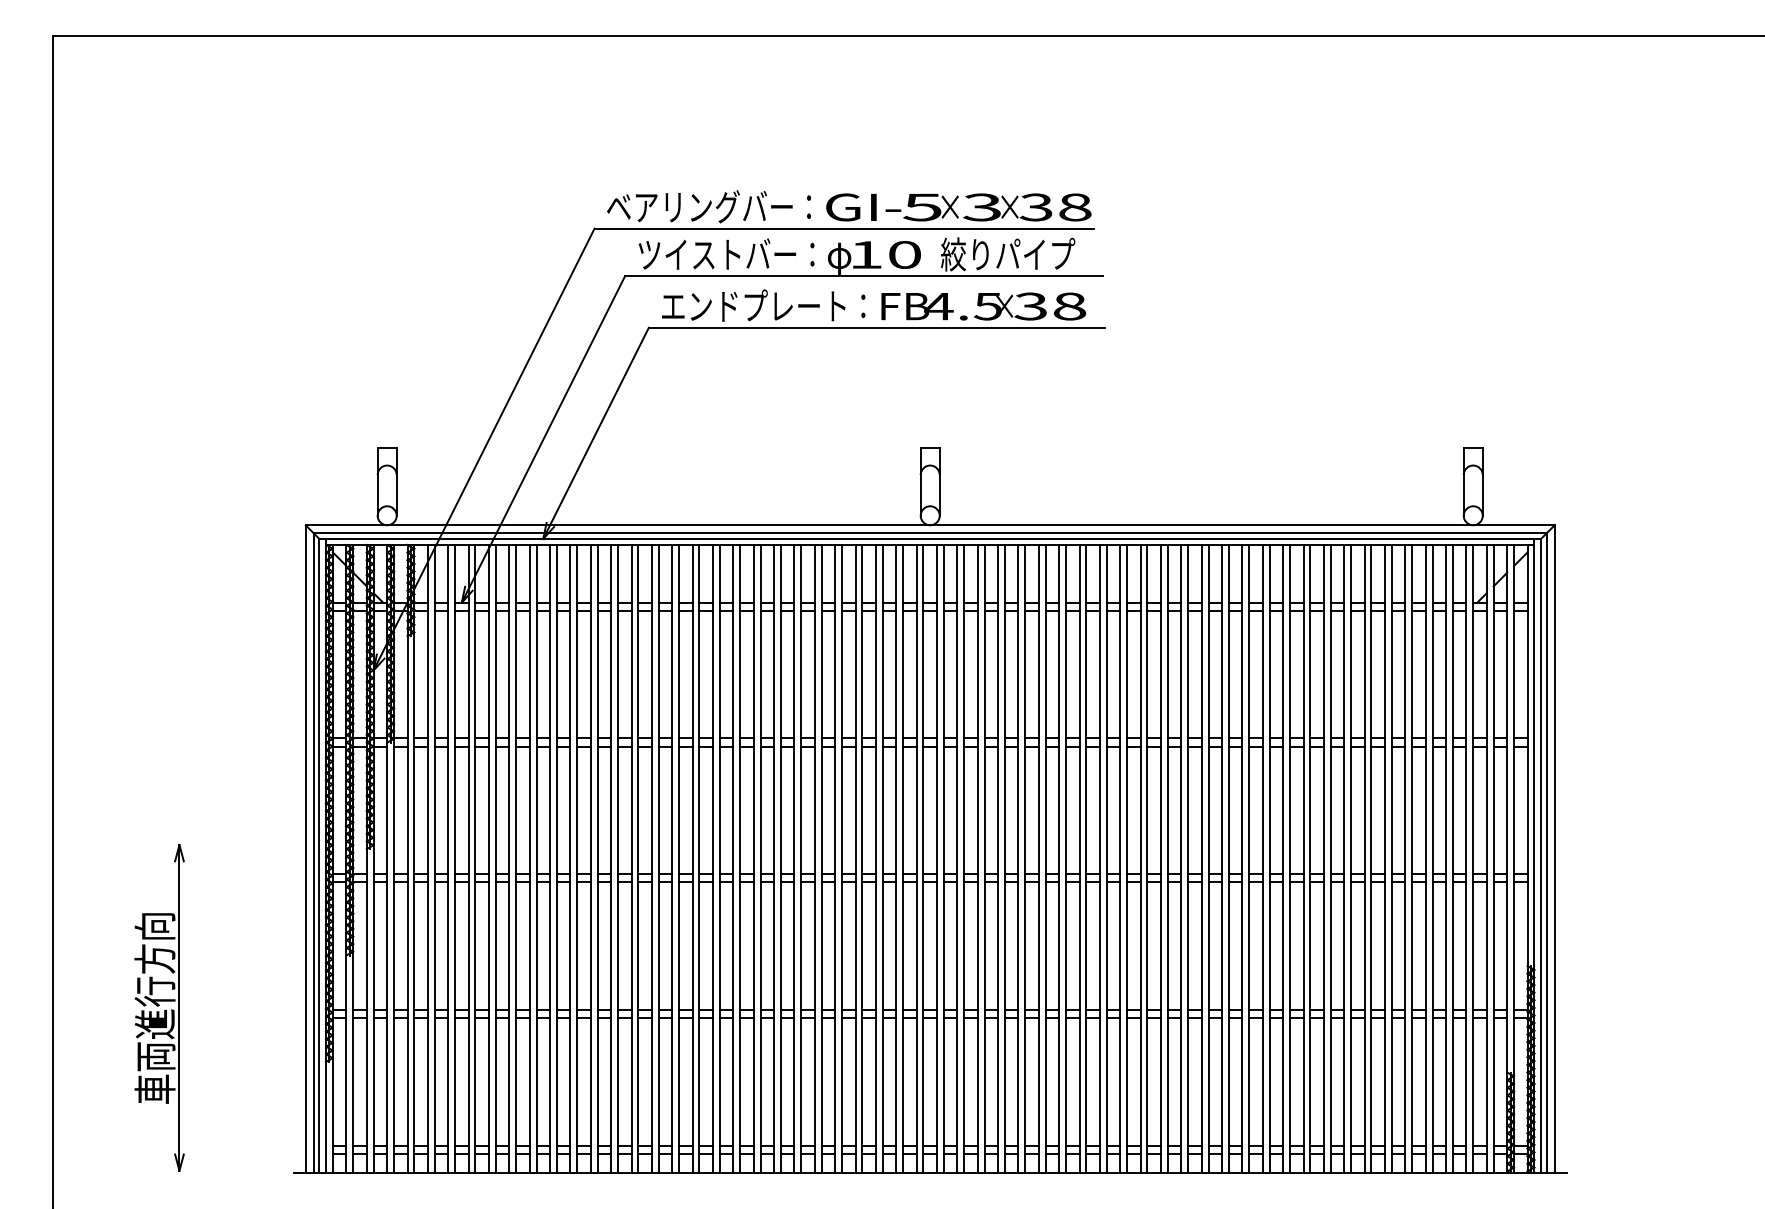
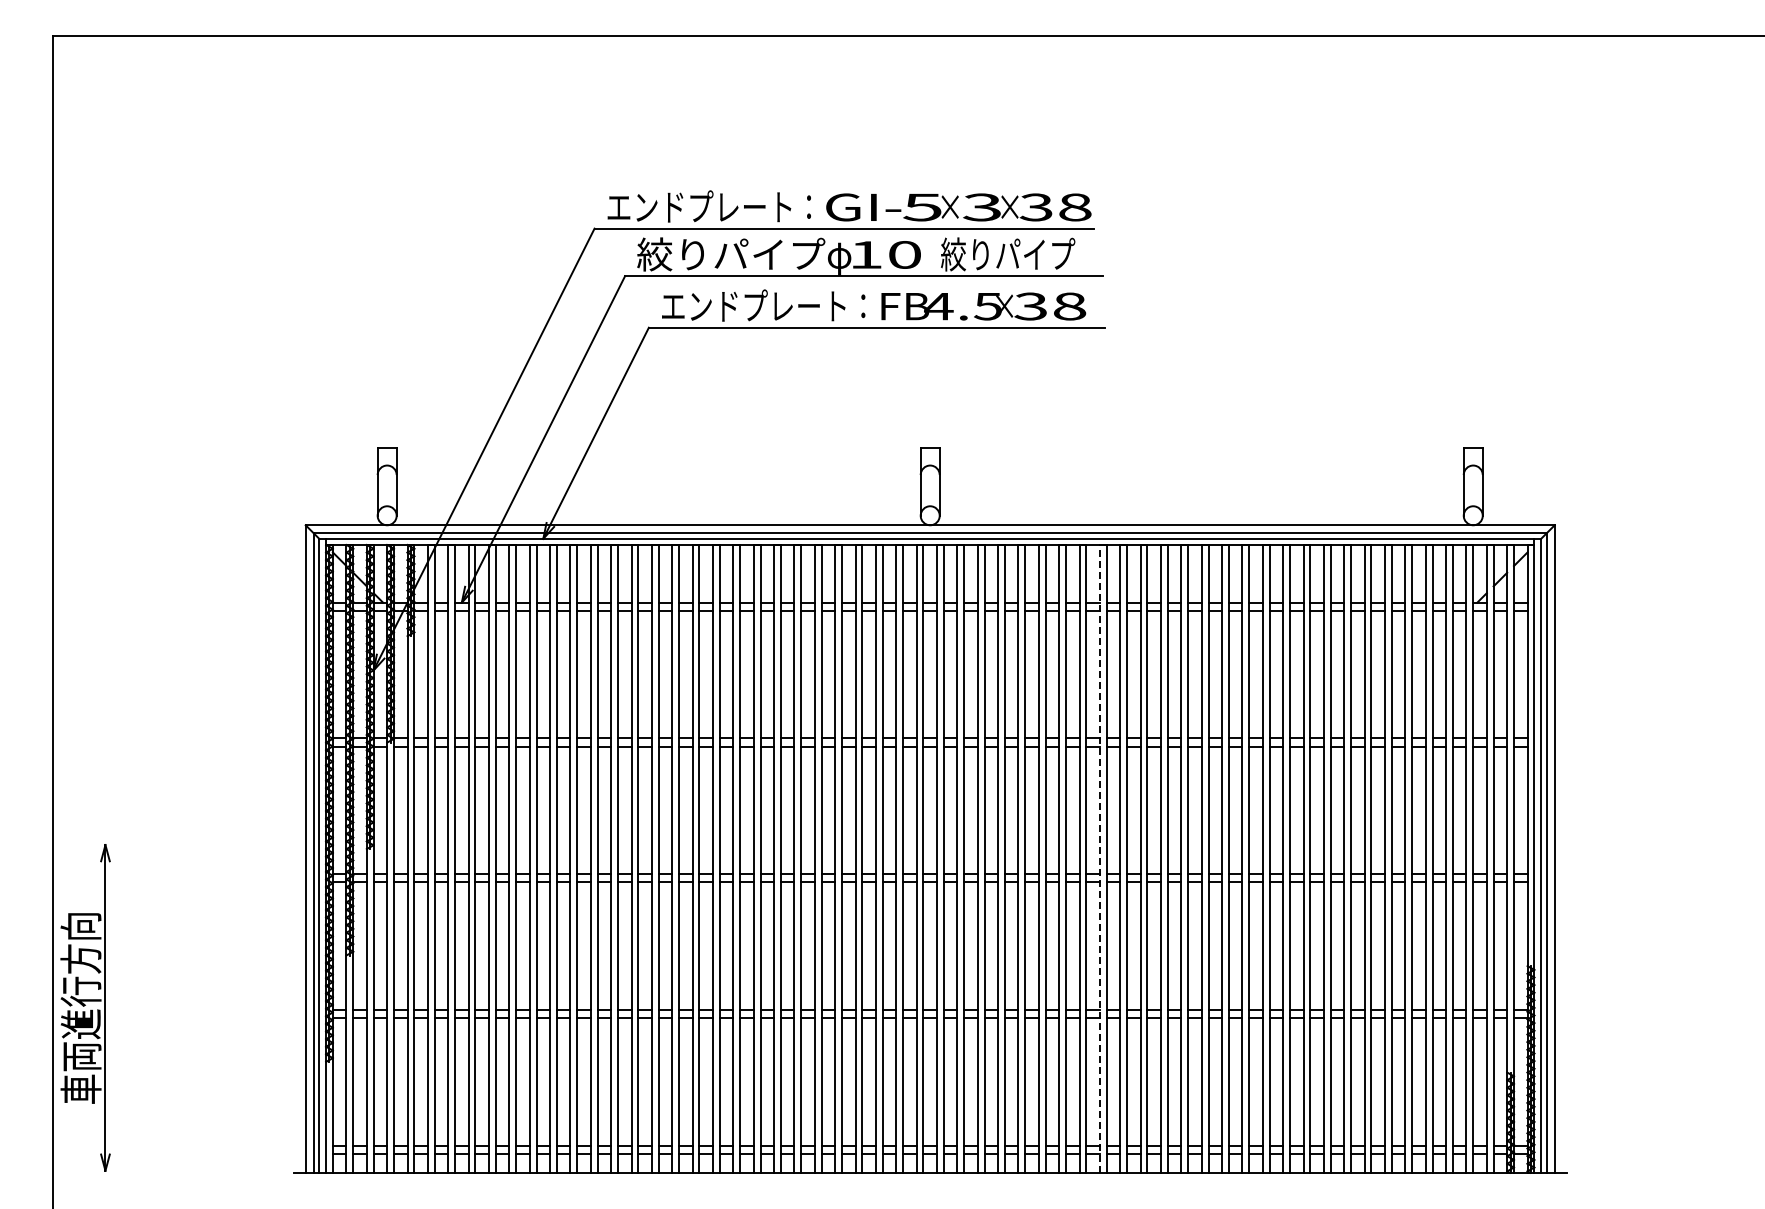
text: ベアリングバー： -> エンドプレート： (699, 206)
text: ツイストバー： -> 絞りパイプ (731, 254)
line: solid -> dashed (1099, 858)
part position: (159, 1007) -> (85, 1007) (85, 1007)
